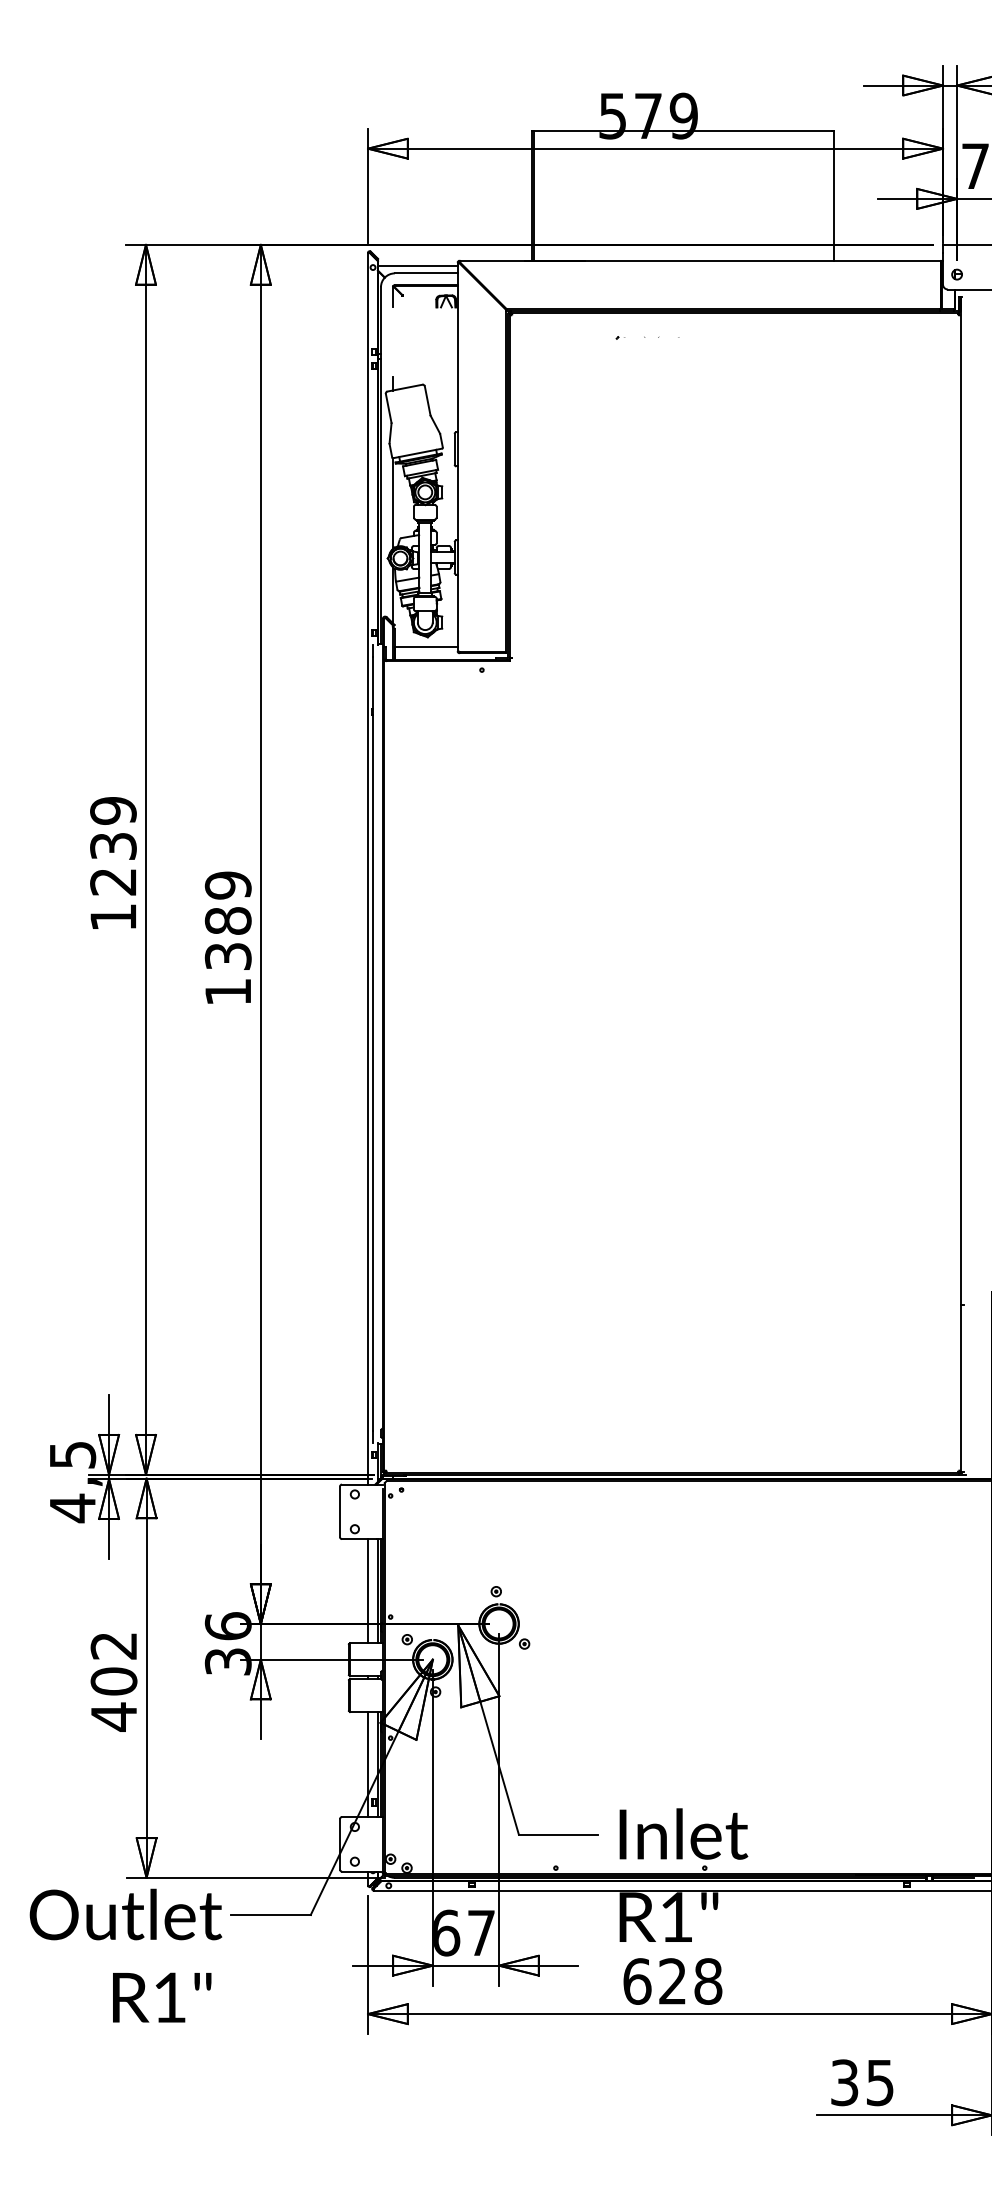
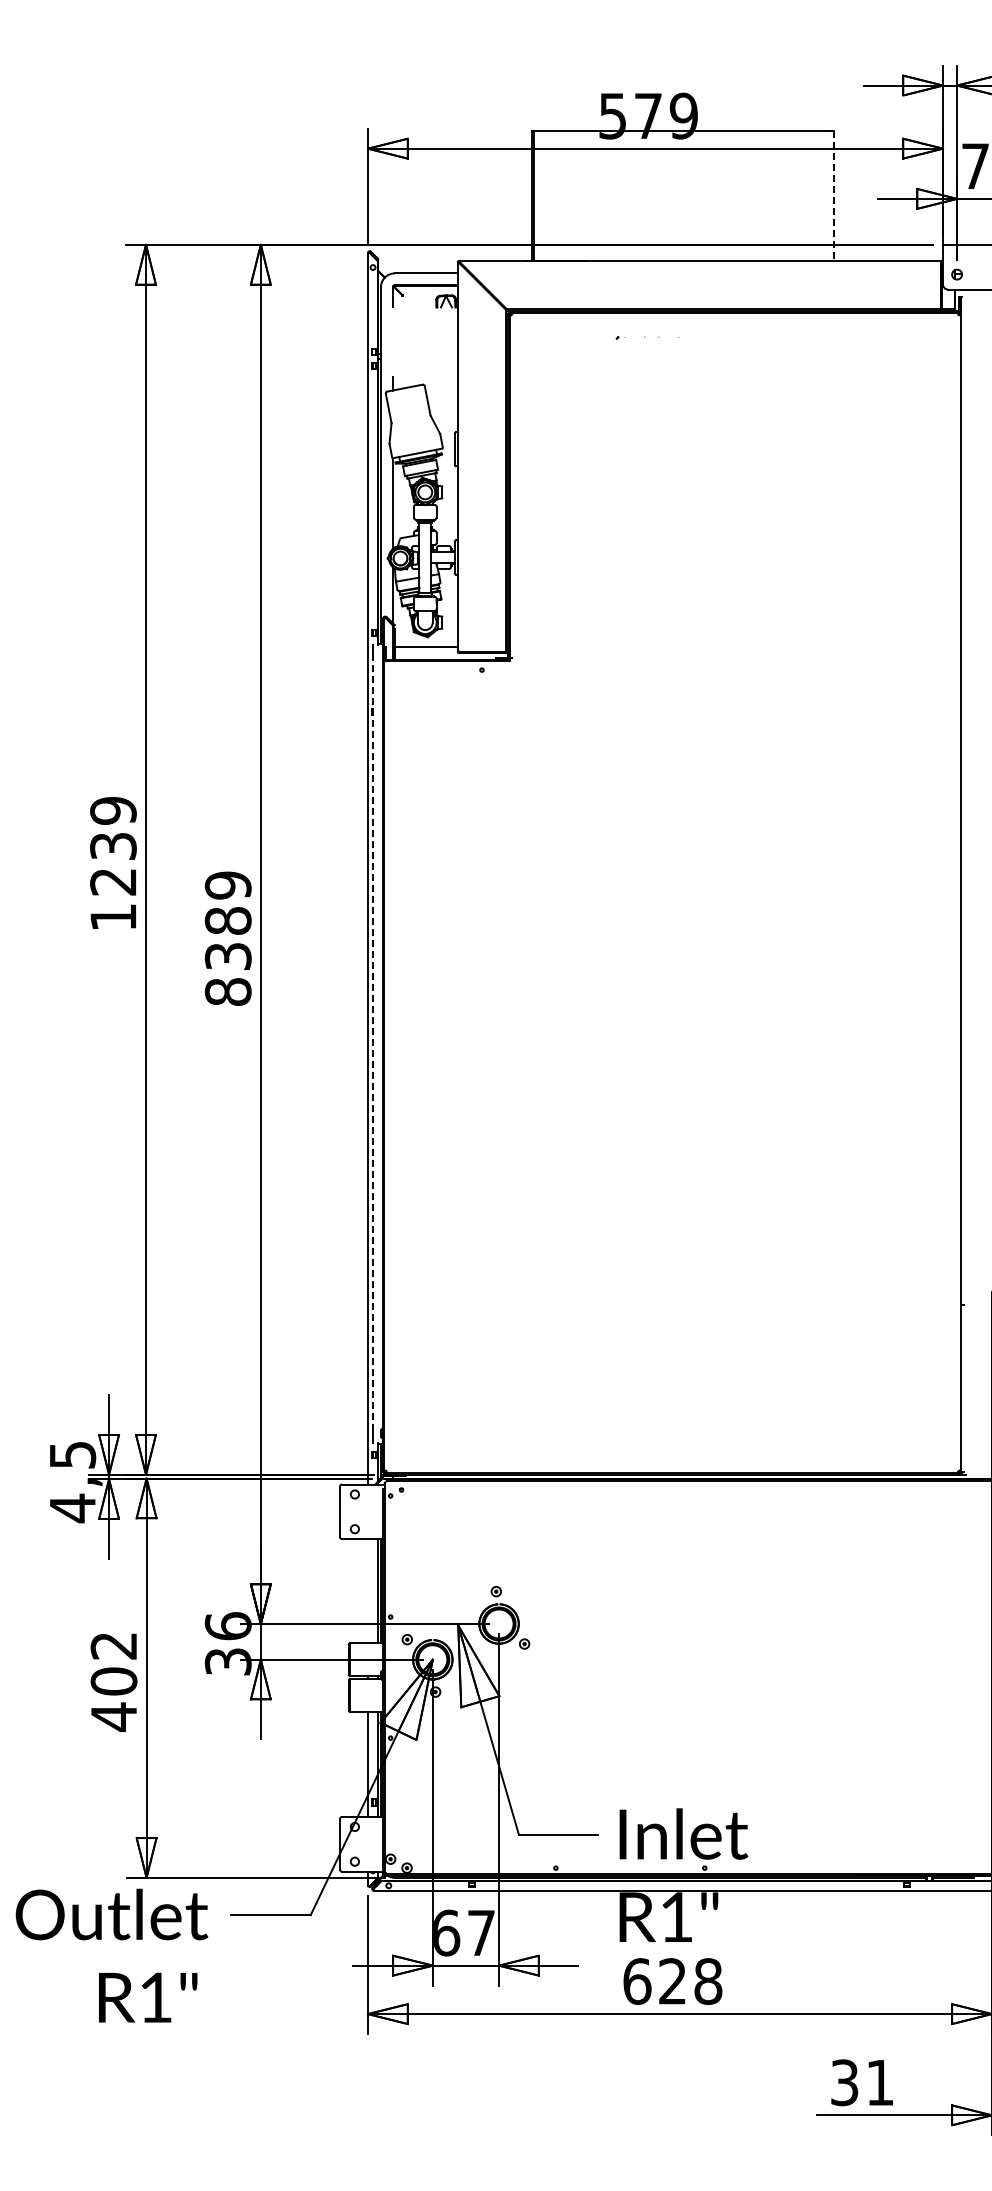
line: solid -> dashed (834, 195)
line: present -> none (417, 265)
text: 1389 -> 8389 (227, 991)
line: solid -> dashed (372, 1043)
line: present -> none (368, 1591)
text position: (125, 1955) -> (111, 1955) (111, 1955)
text: 35 -> 31 (880, 2083)
